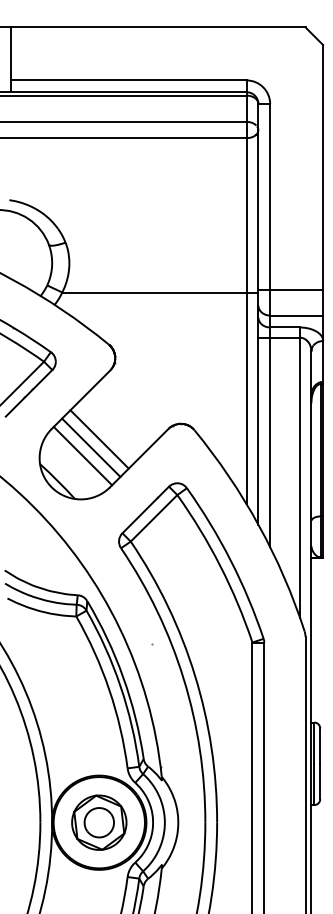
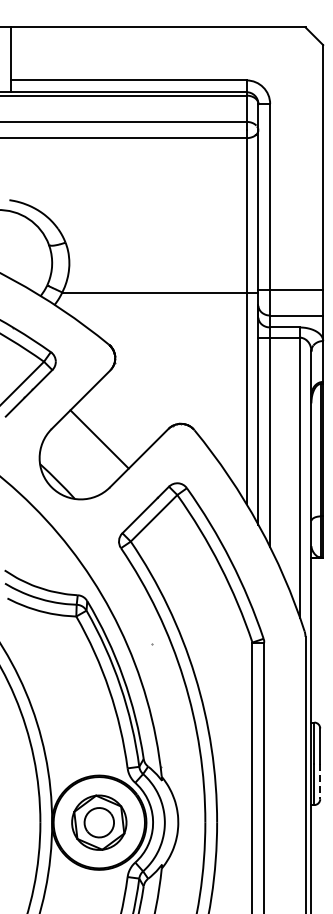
line: present -> none (91, 447)
line: present -> none (82, 455)
line: solid -> dashed (320, 781)
